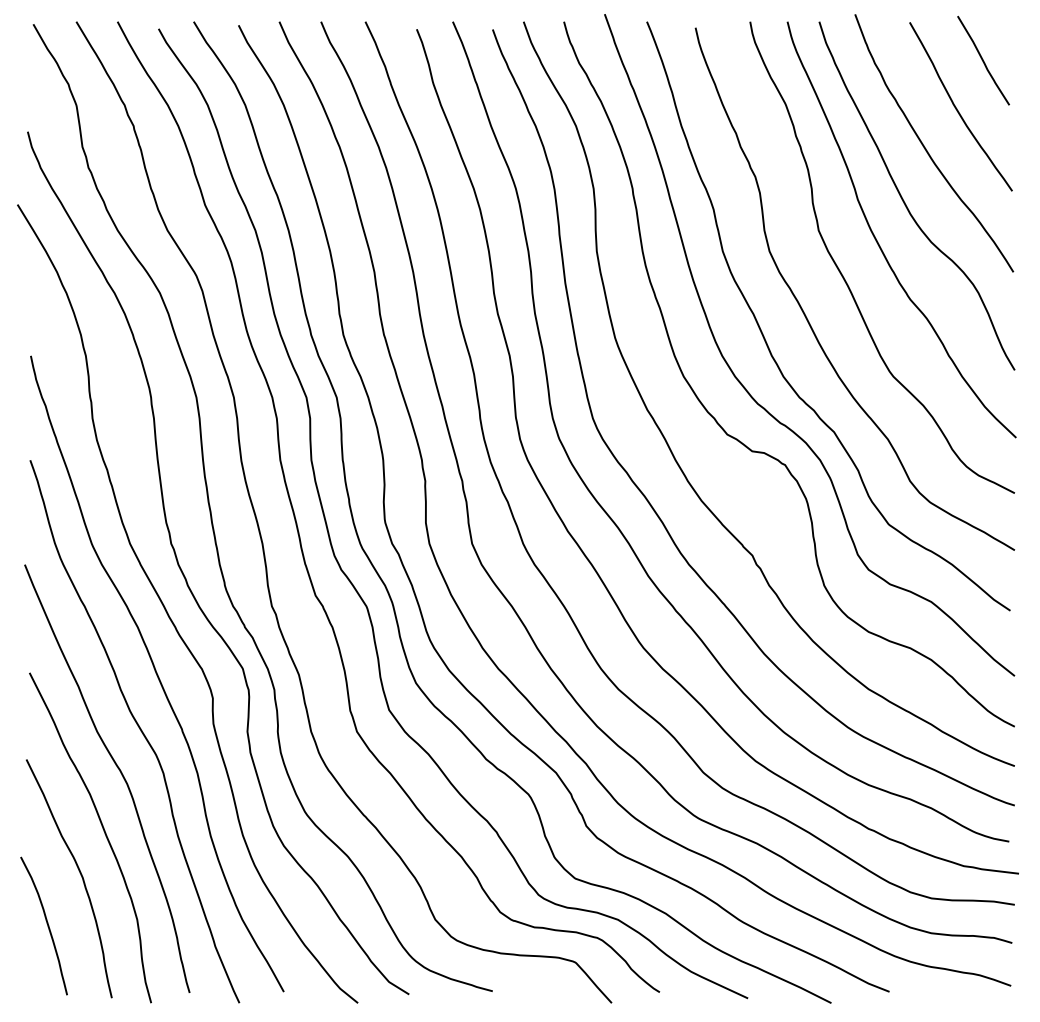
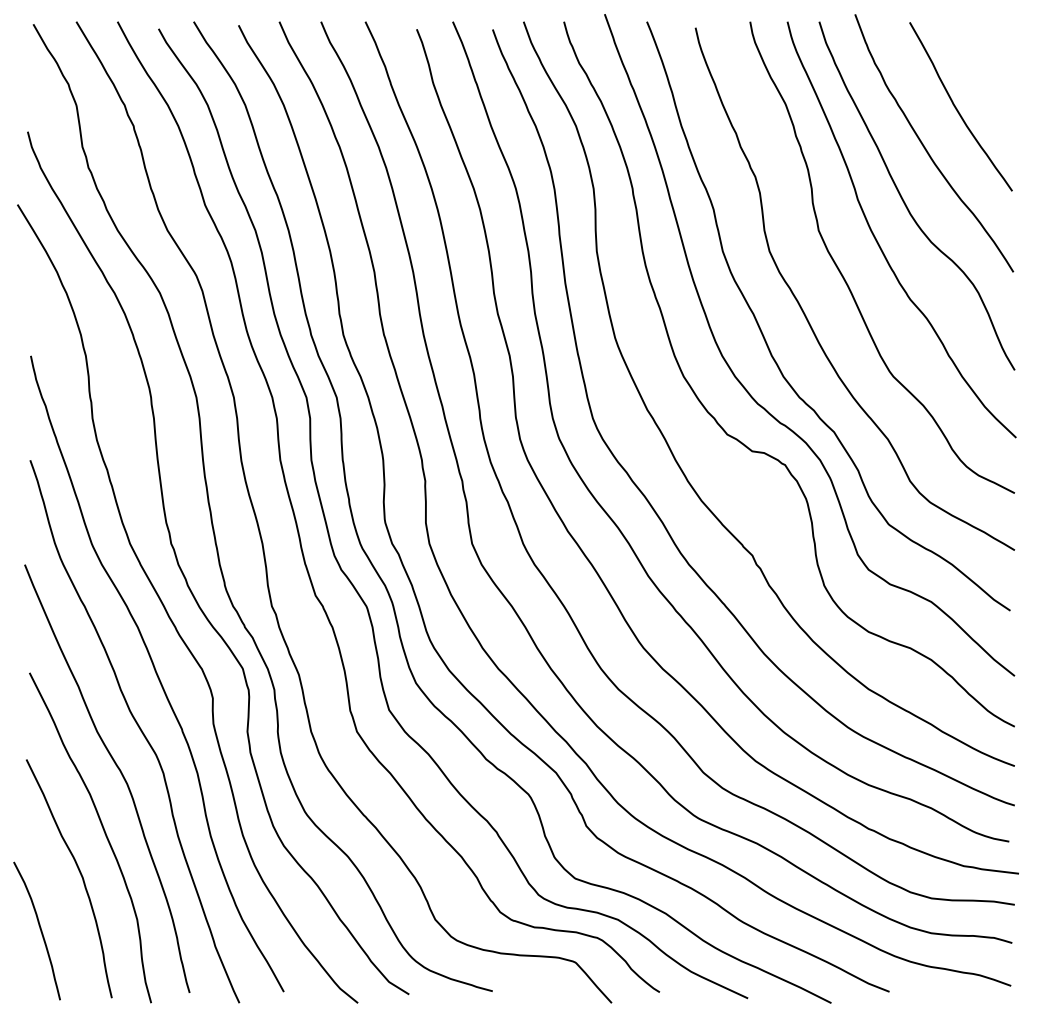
curve: present -> none (983, 60)
curve position: (46, 923) -> (39, 928) (39, 928)
